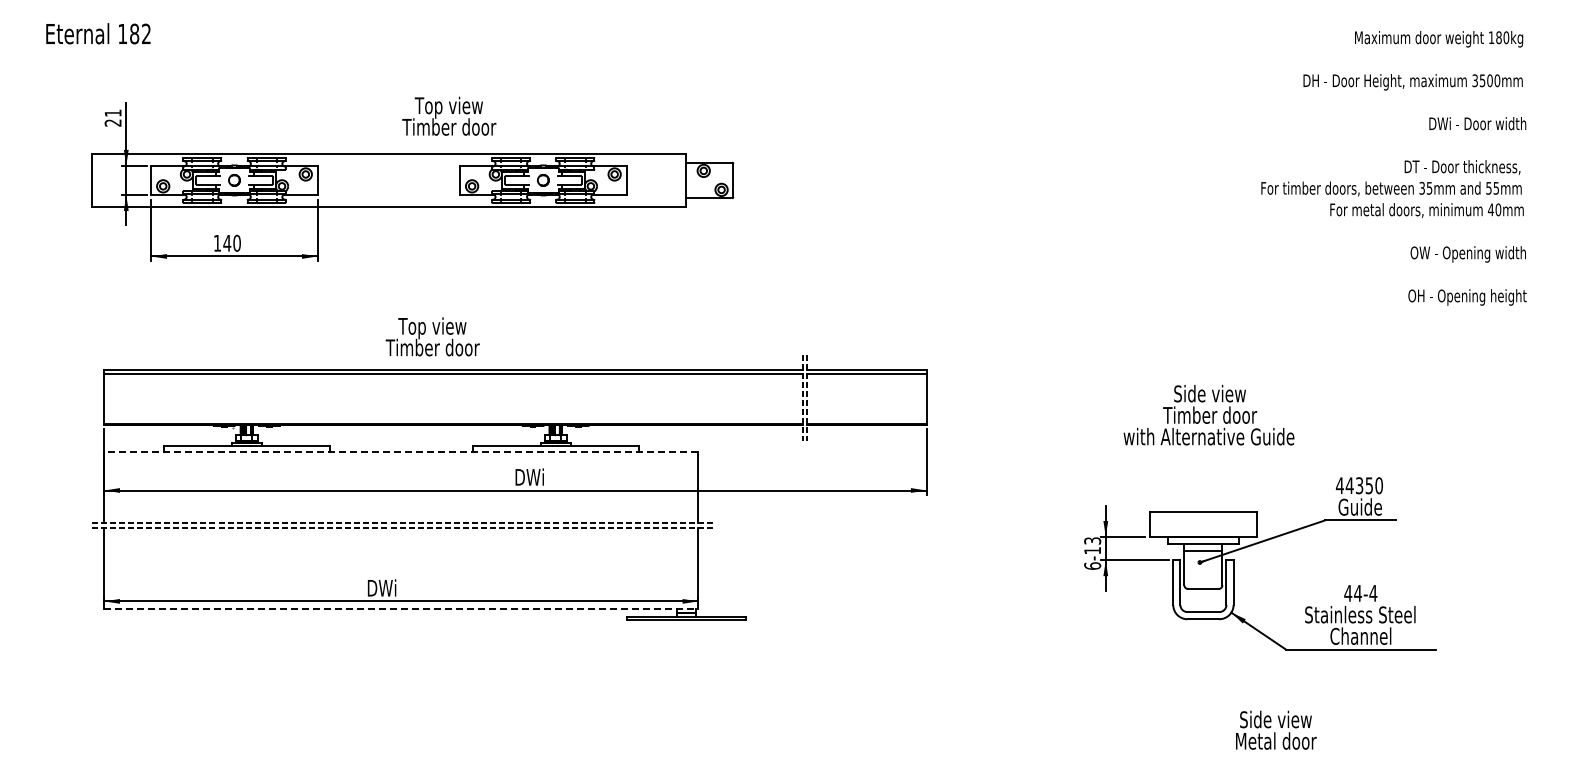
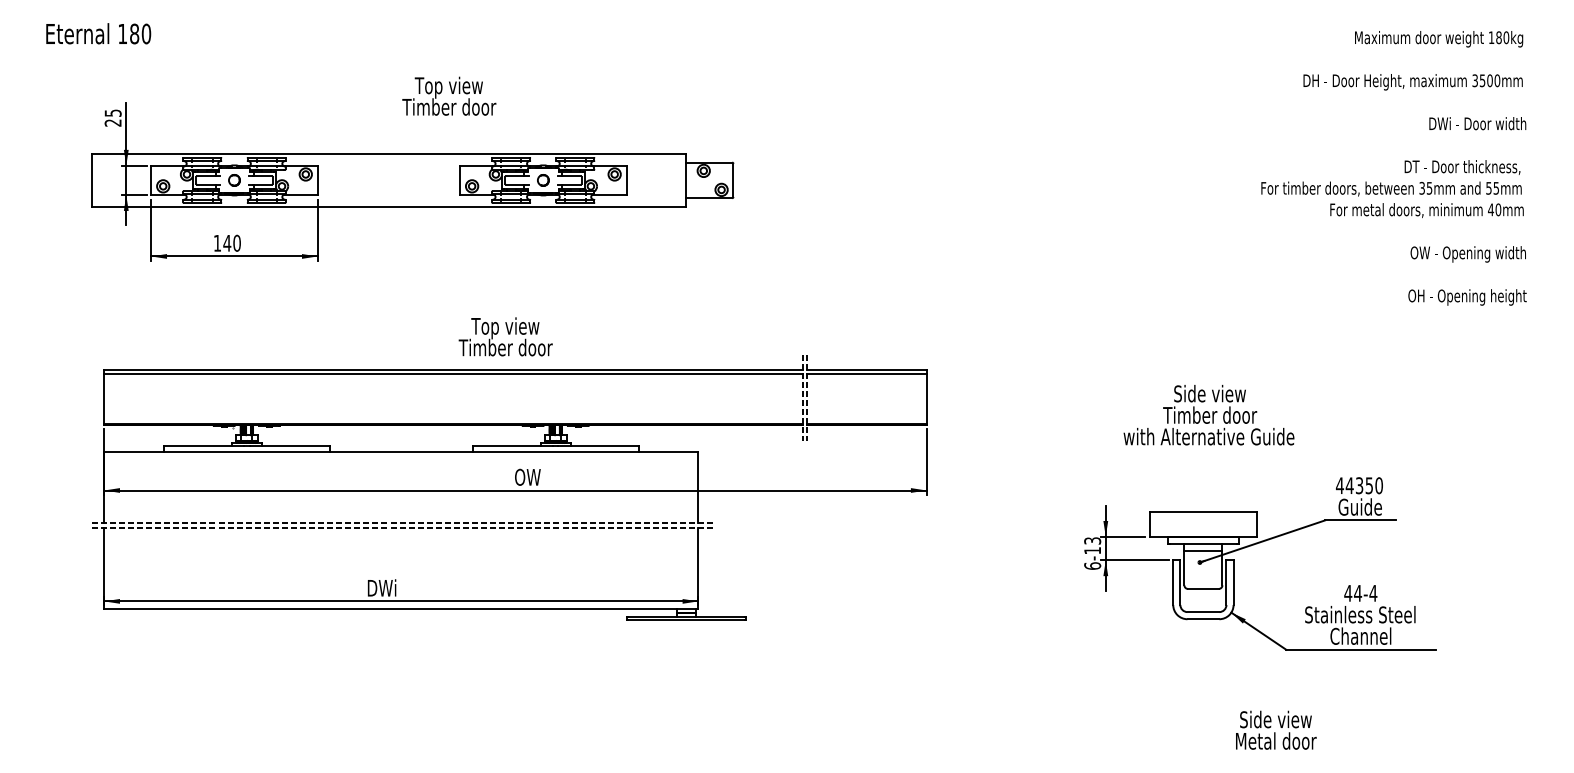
text: 182 -> 180 (146, 33)
text: 21 -> 25 (112, 112)
text position: (449, 115) -> (449, 95) (449, 95)
text position: (432, 336) -> (505, 336) (505, 336)
line: dashed -> solid (401, 451)
text: DWi -> OW (529, 476)
line: dashed -> solid (401, 609)
